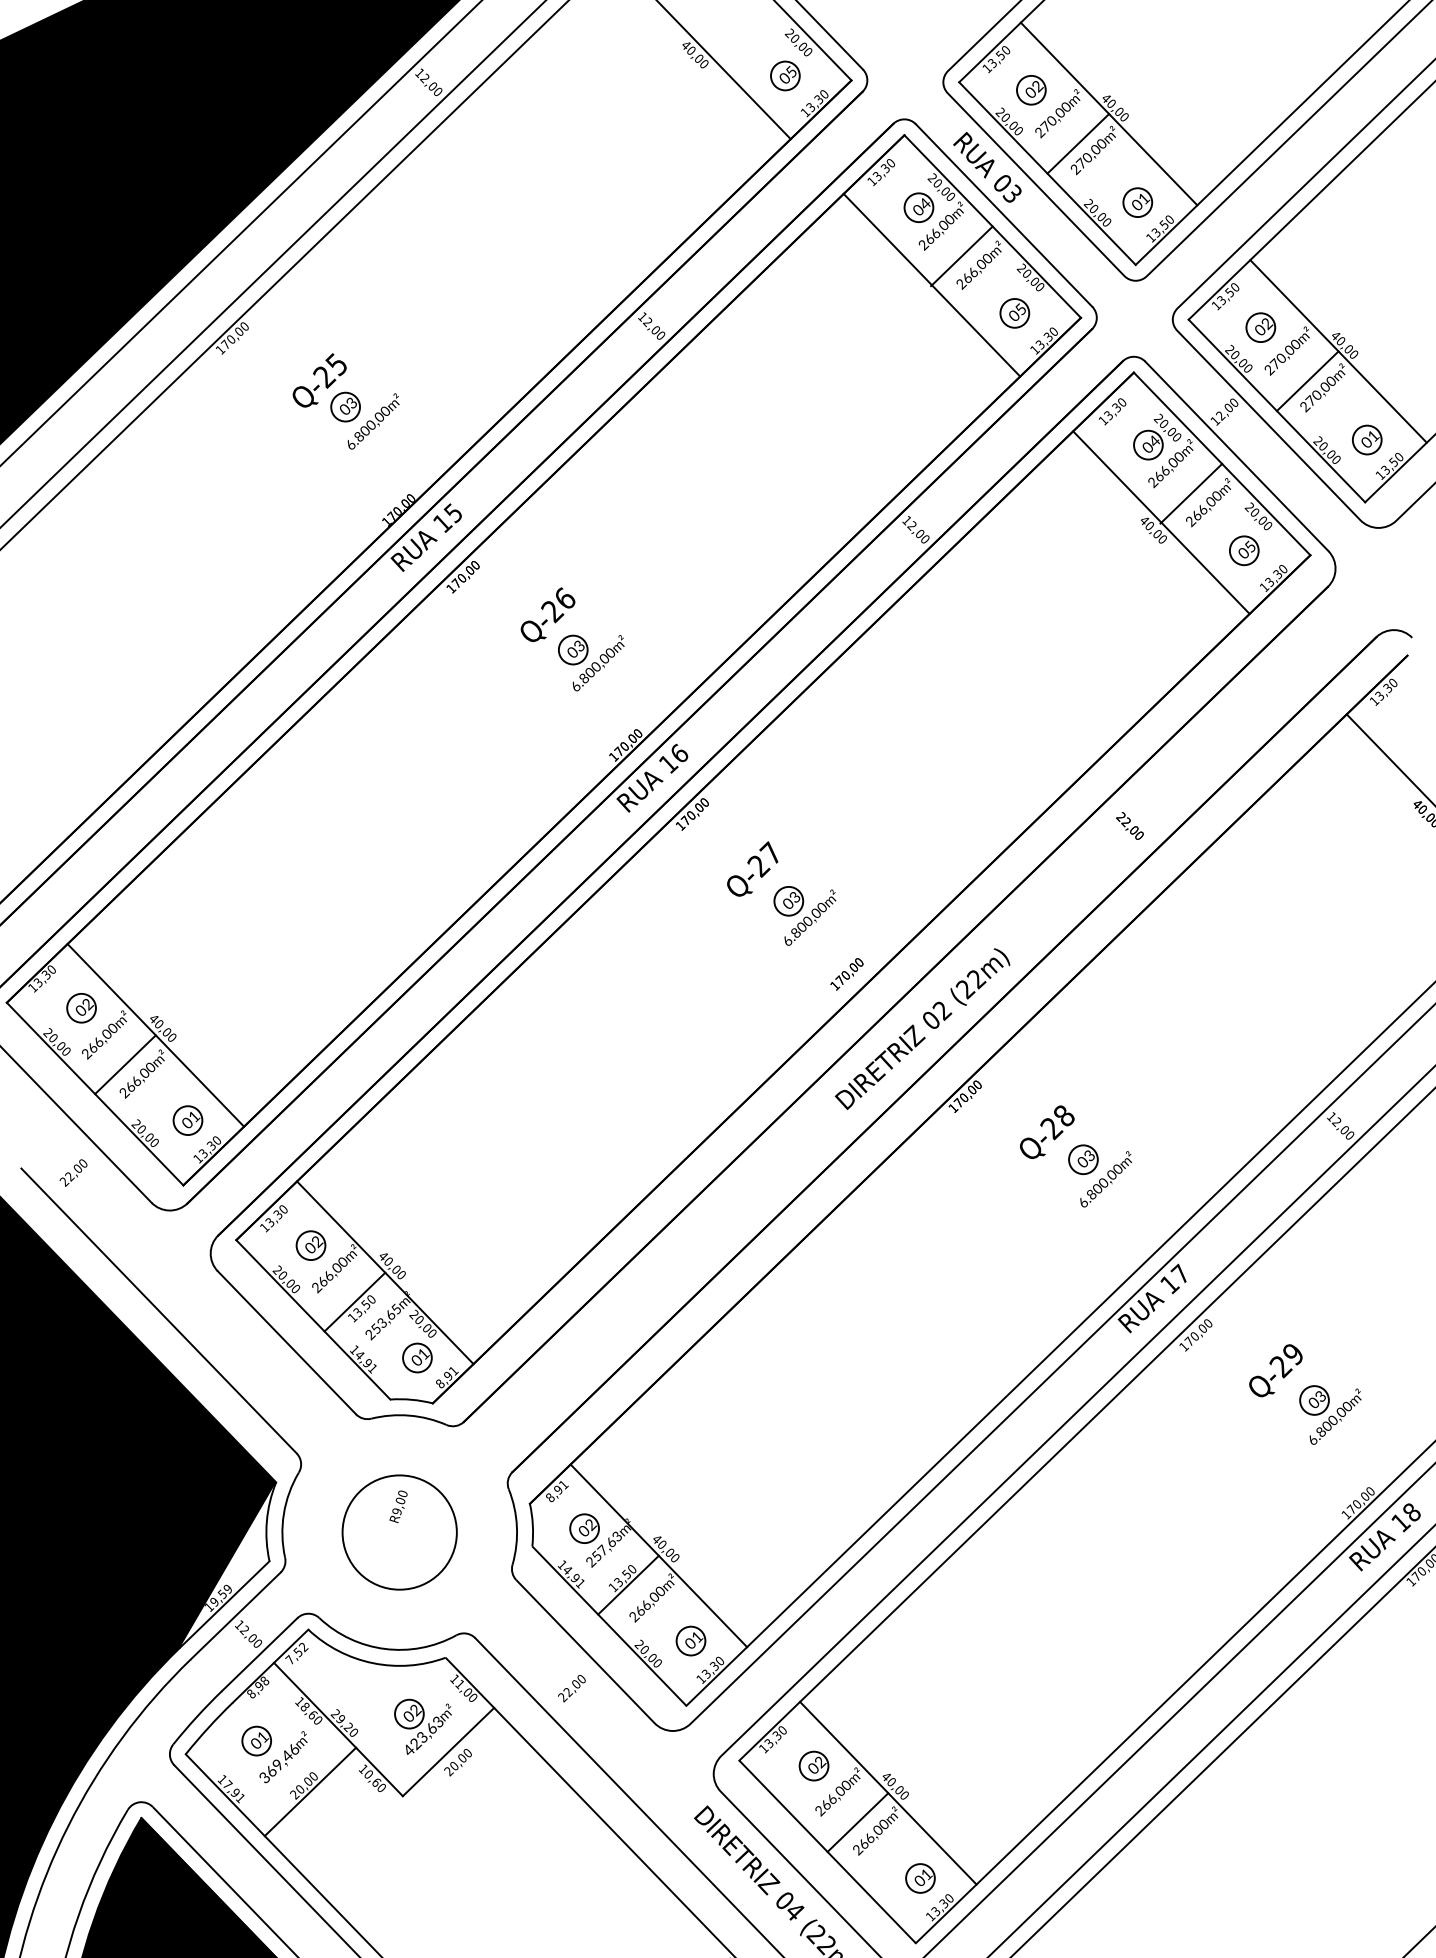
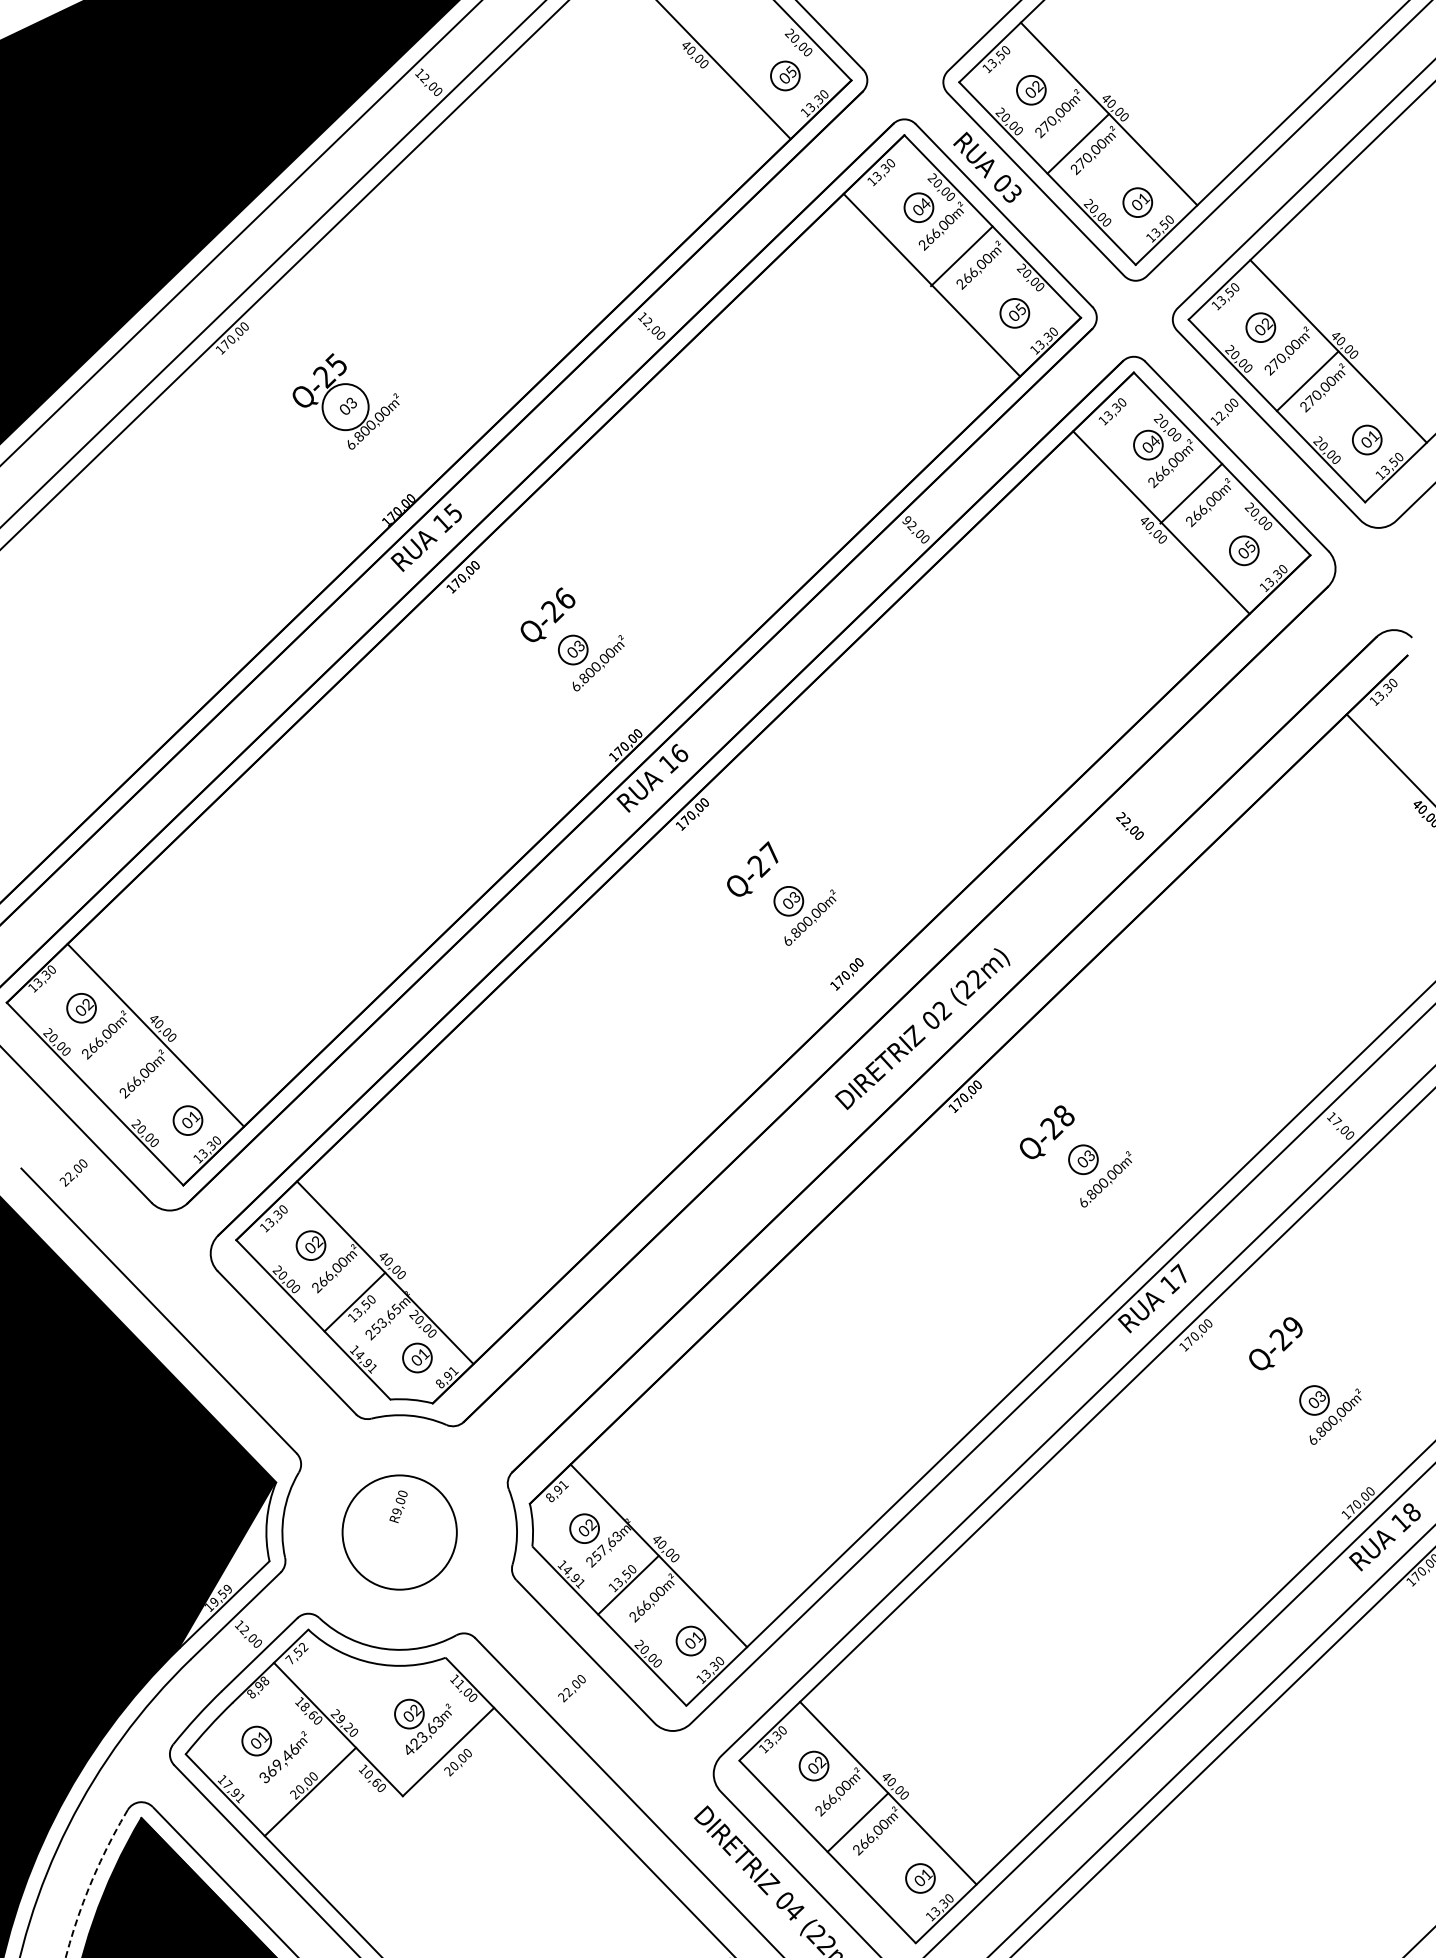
circle diameter: 29 px -> 46 px (345, 407)
text: 12,00 -> 92,00 (906, 520)
line: present -> none (125, 1064)
text: 12,00 -> 17,00 (1336, 1121)
text position: (1275, 1370) -> (1275, 1343) (1275, 1343)
arc: solid -> dashed (91, 1882)
